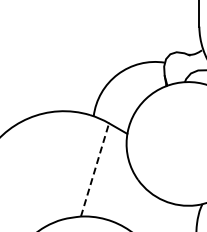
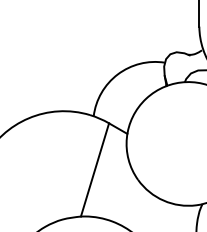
line: dashed -> solid (95, 169)
